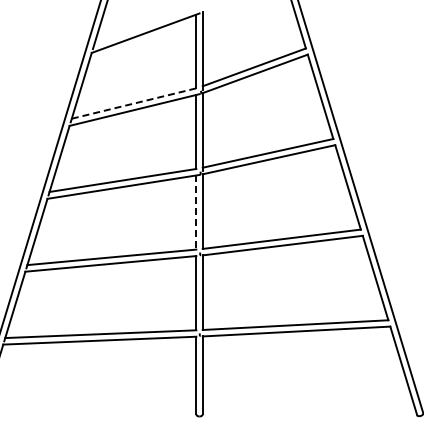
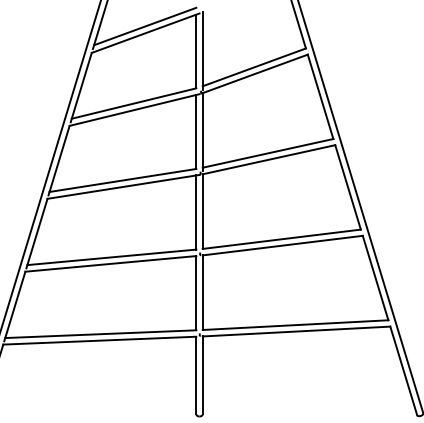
line: none -> present (145, 26)
line: dashed -> solid (134, 103)
line: dashed -> solid (196, 213)
